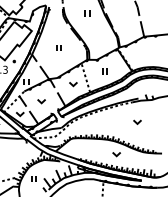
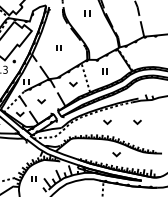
part: none -> present (107, 121)
